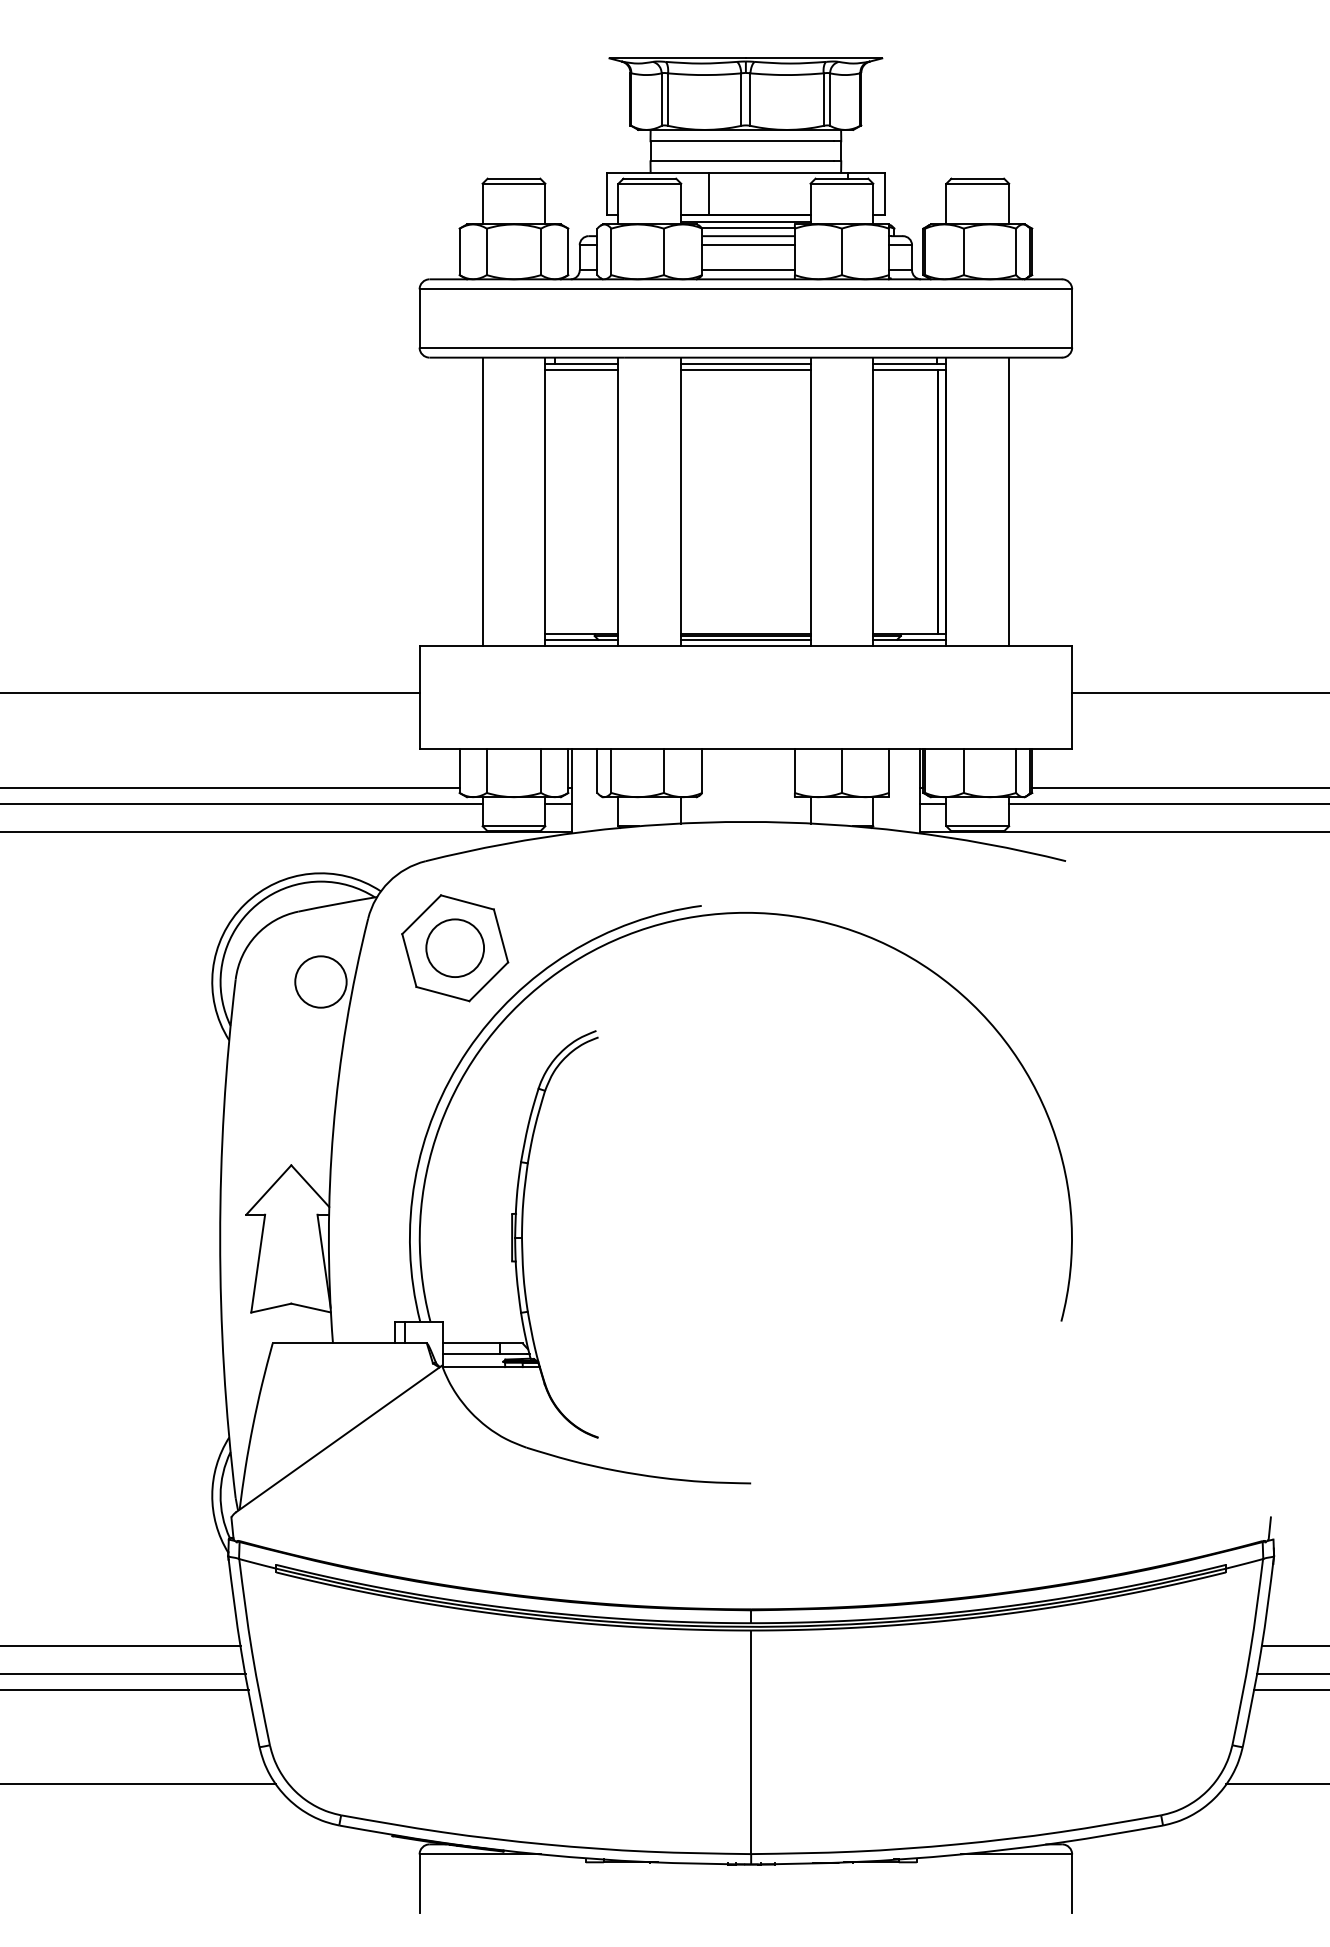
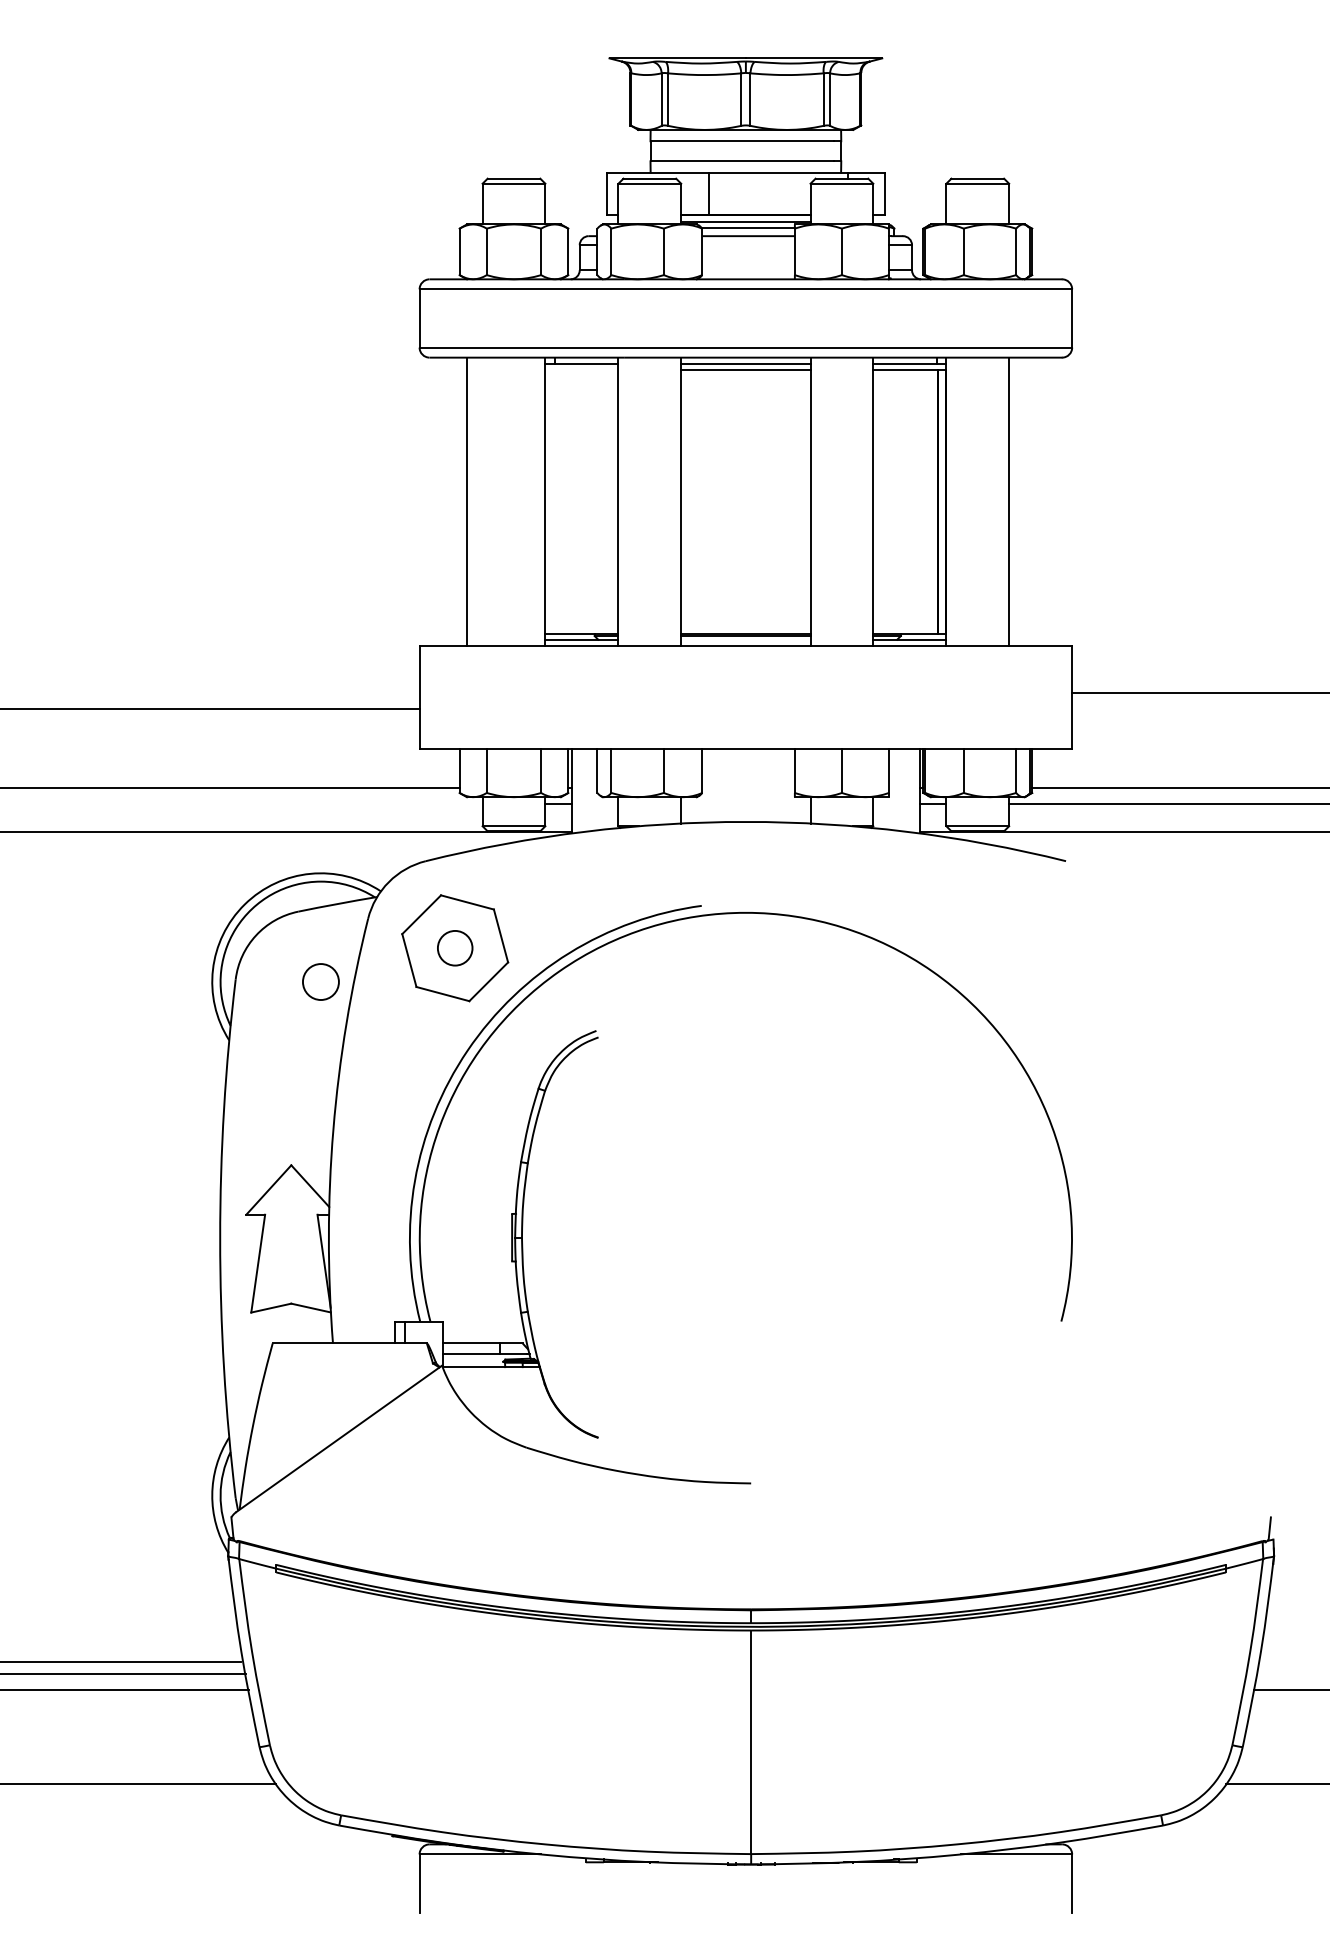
line: present -> none (748, 245)
line: present -> none (748, 270)
line: present -> none (581, 370)
line position: (482, 501) -> (466, 501) (466, 501)
line: present -> none (745, 639)
line position: (210, 693) -> (210, 709) (210, 709)
line: present -> none (242, 804)
circle diameter: 58 px -> 35 px (454, 947)
circle diameter: 51 px -> 36 px (320, 982)
line position: (121, 1645) -> (121, 1661) (121, 1661)
line: present -> none (1293, 1645)
line: present -> none (1291, 1673)
